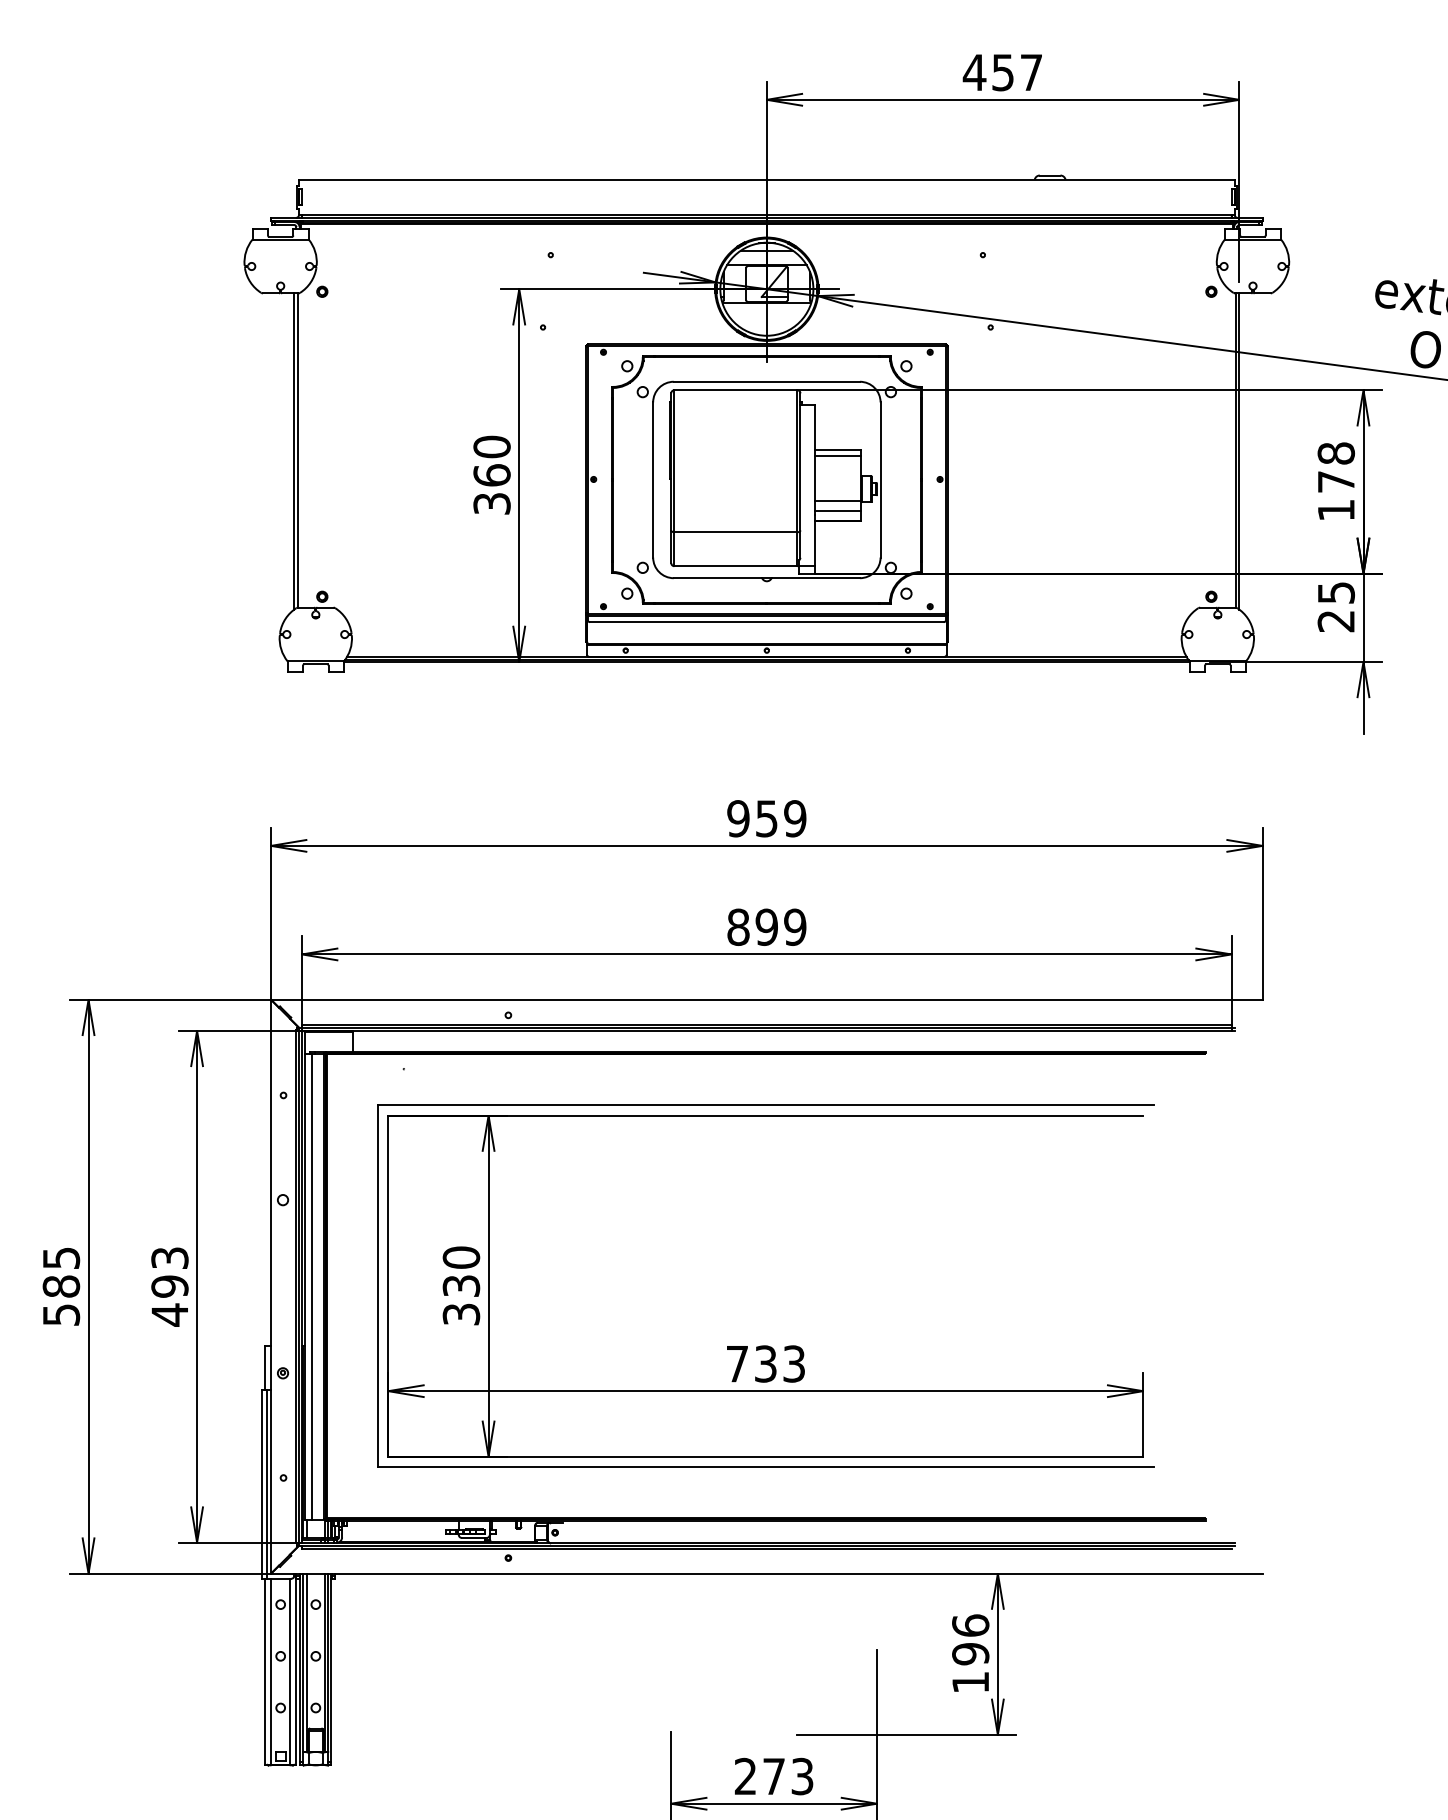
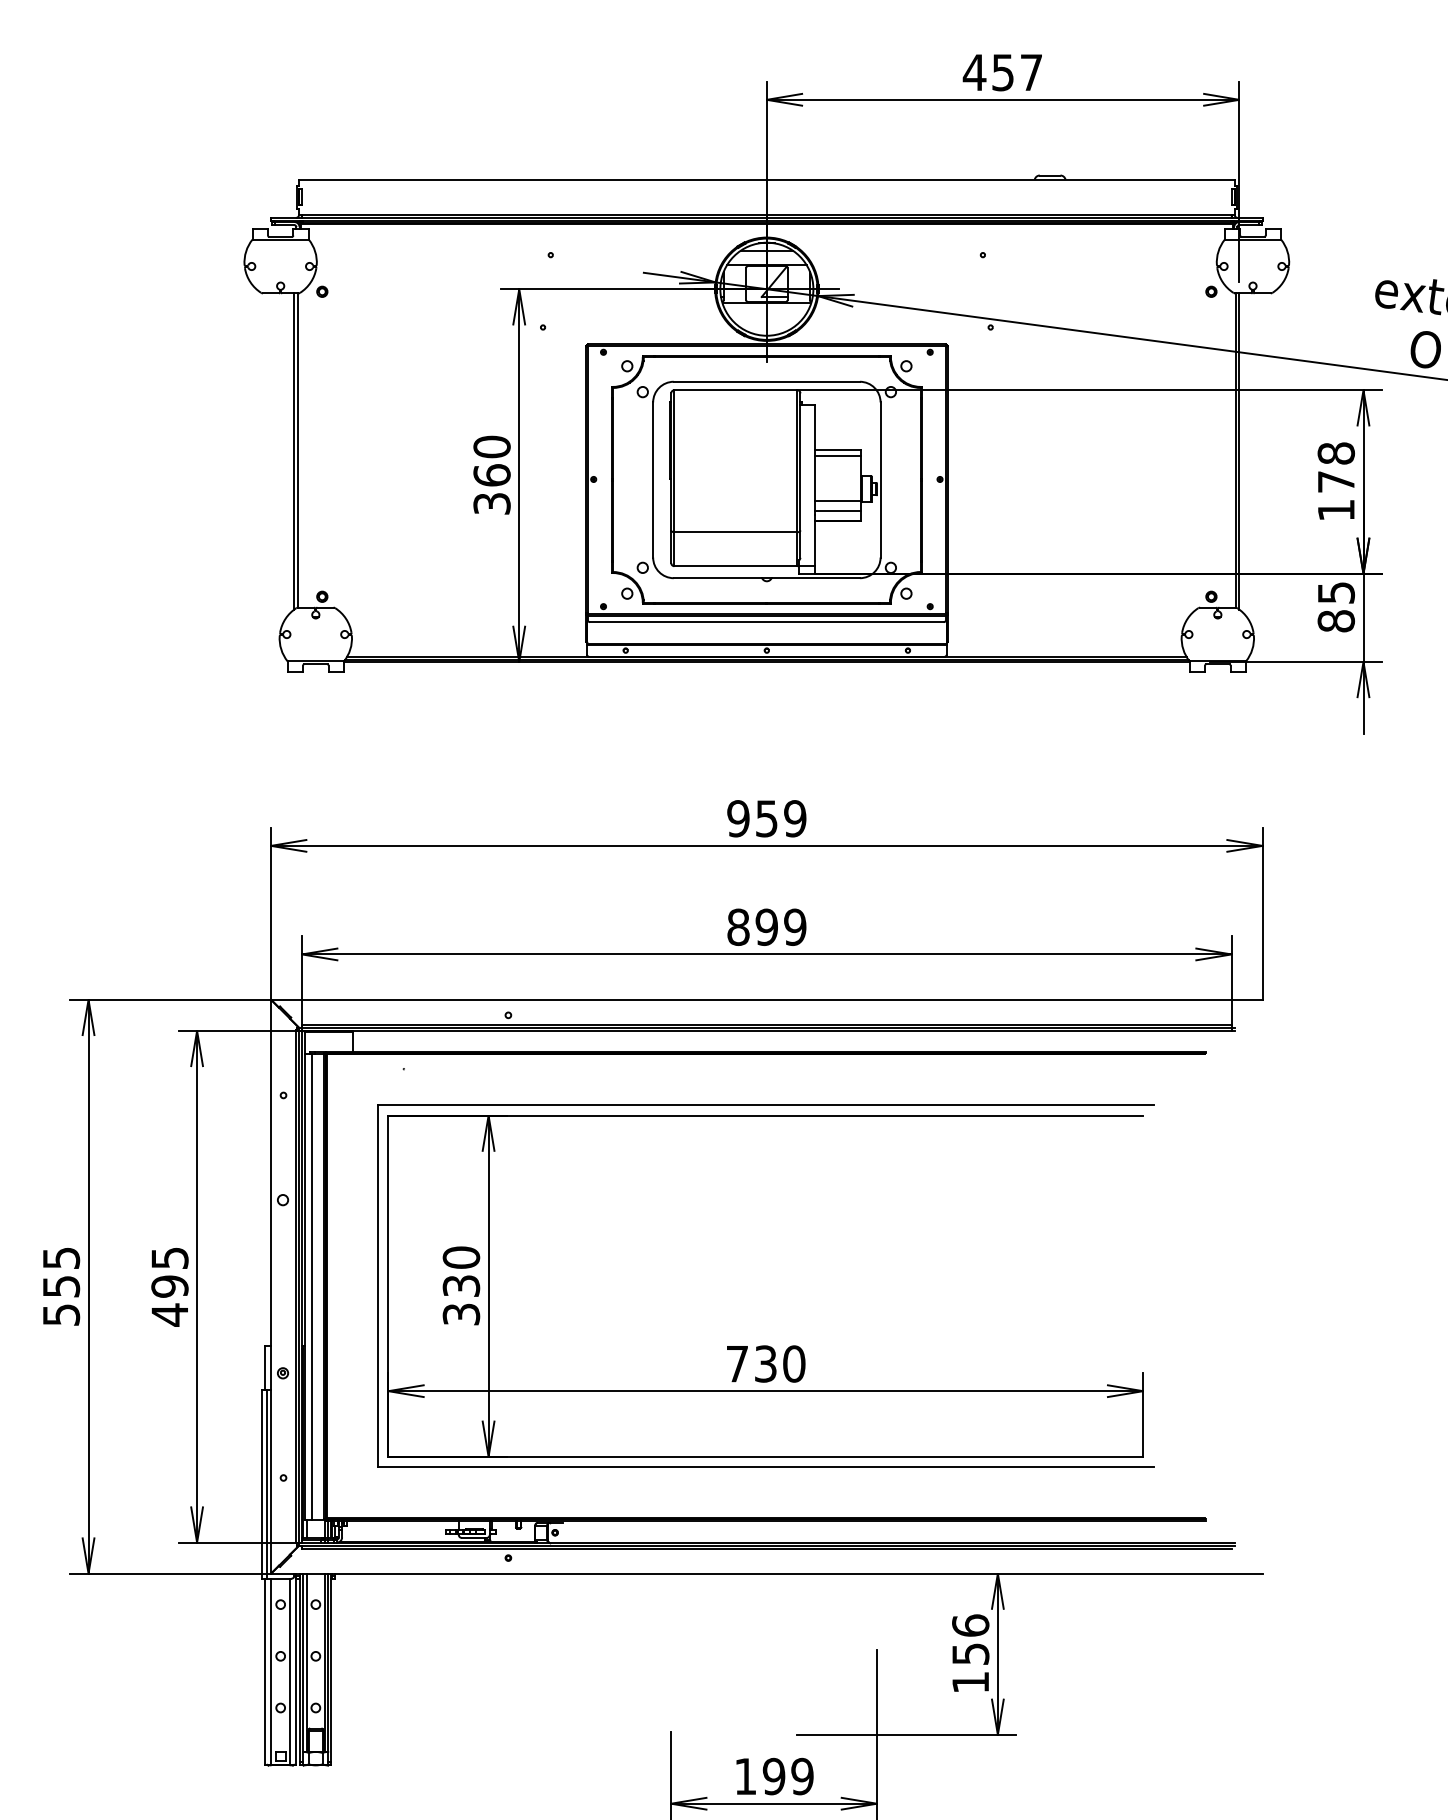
text: 25 -> 85 (1336, 621)
text: 493 -> 495 (169, 1257)
text: 585 -> 555 (61, 1286)
text: 733 -> 730 (794, 1363)
text: 196 -> 156 (970, 1654)
text: 273 -> 199 (773, 1776)
